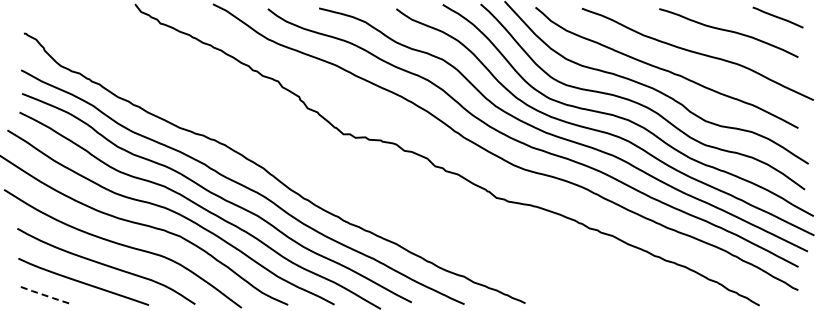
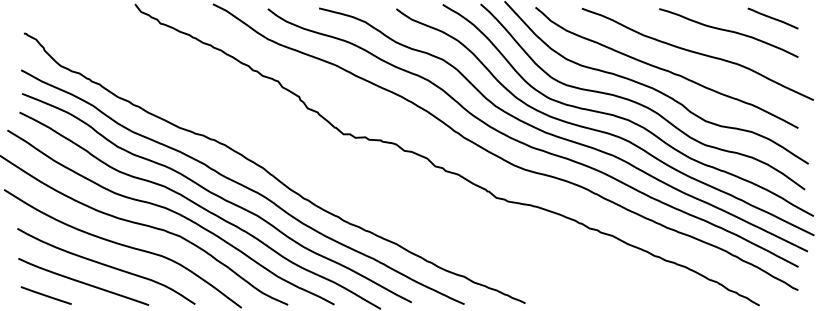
line position: (777, 17) -> (772, 18) (772, 18)
line: dashed -> solid (46, 295)
